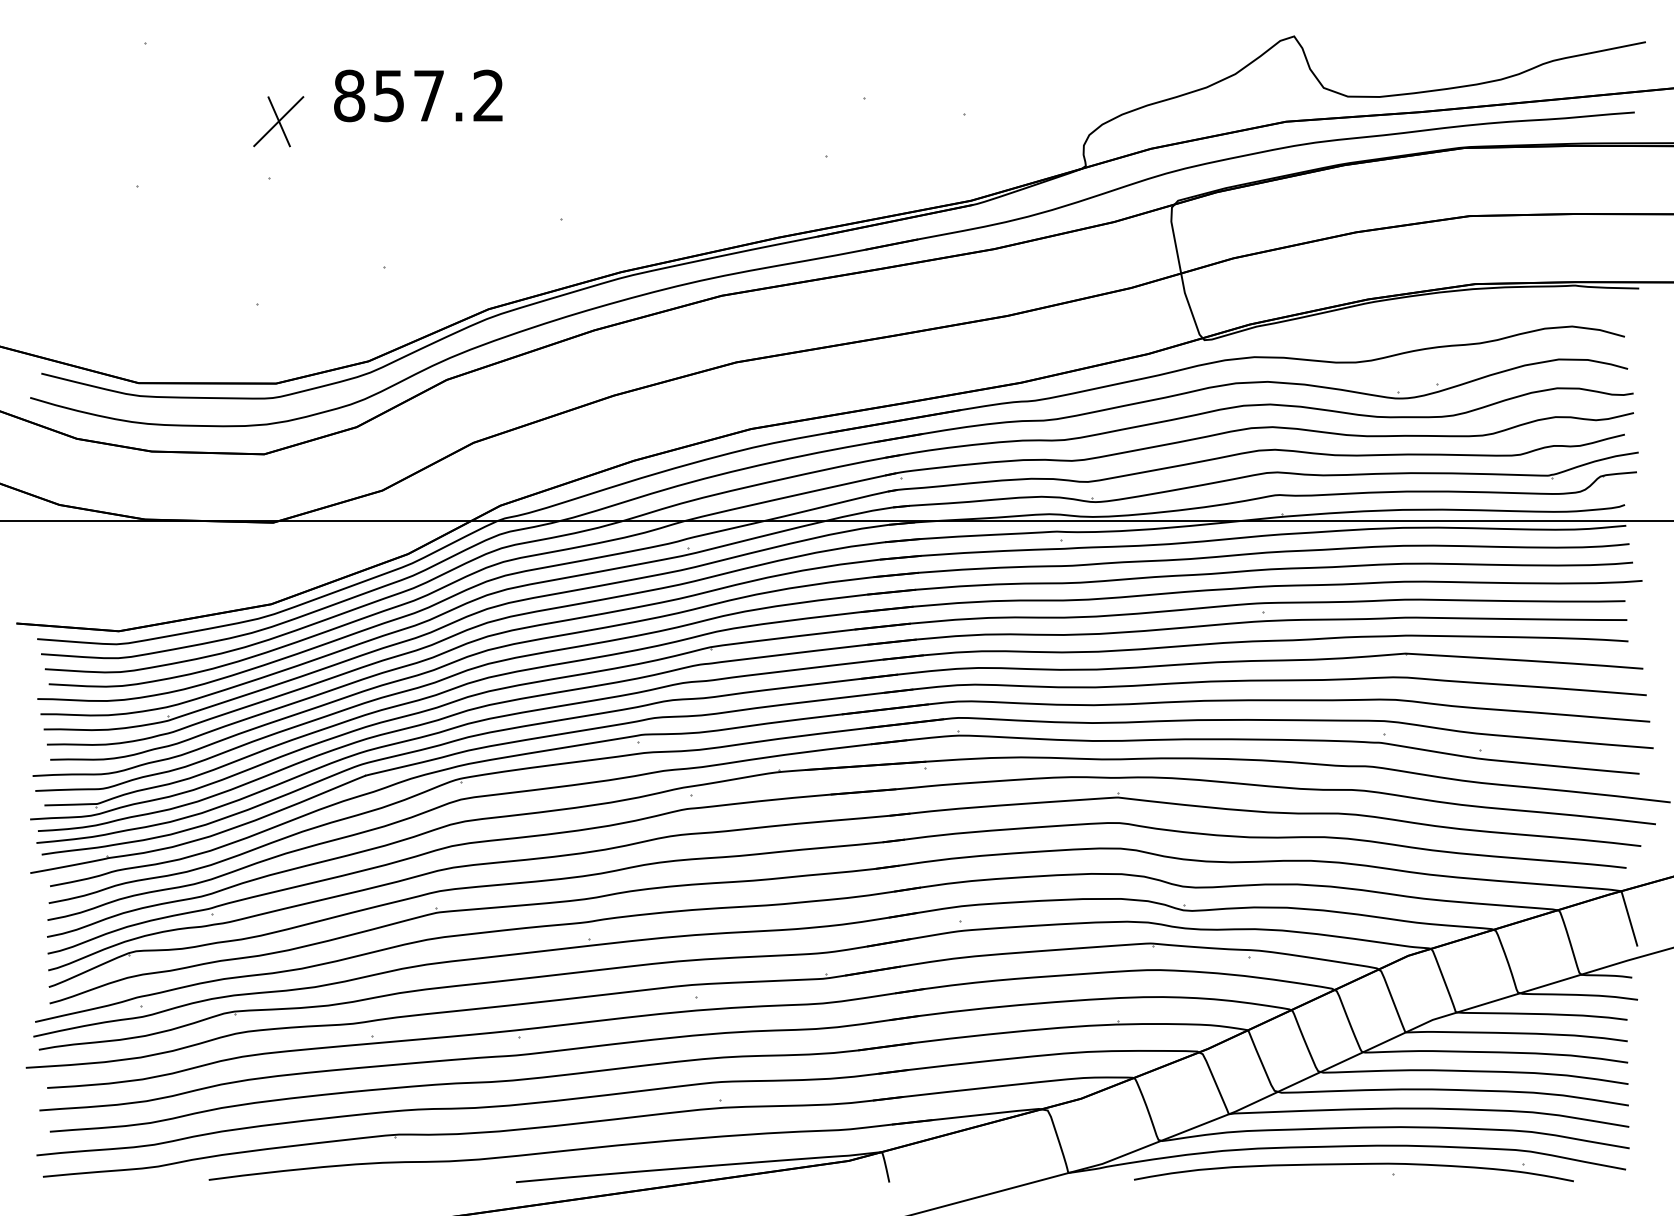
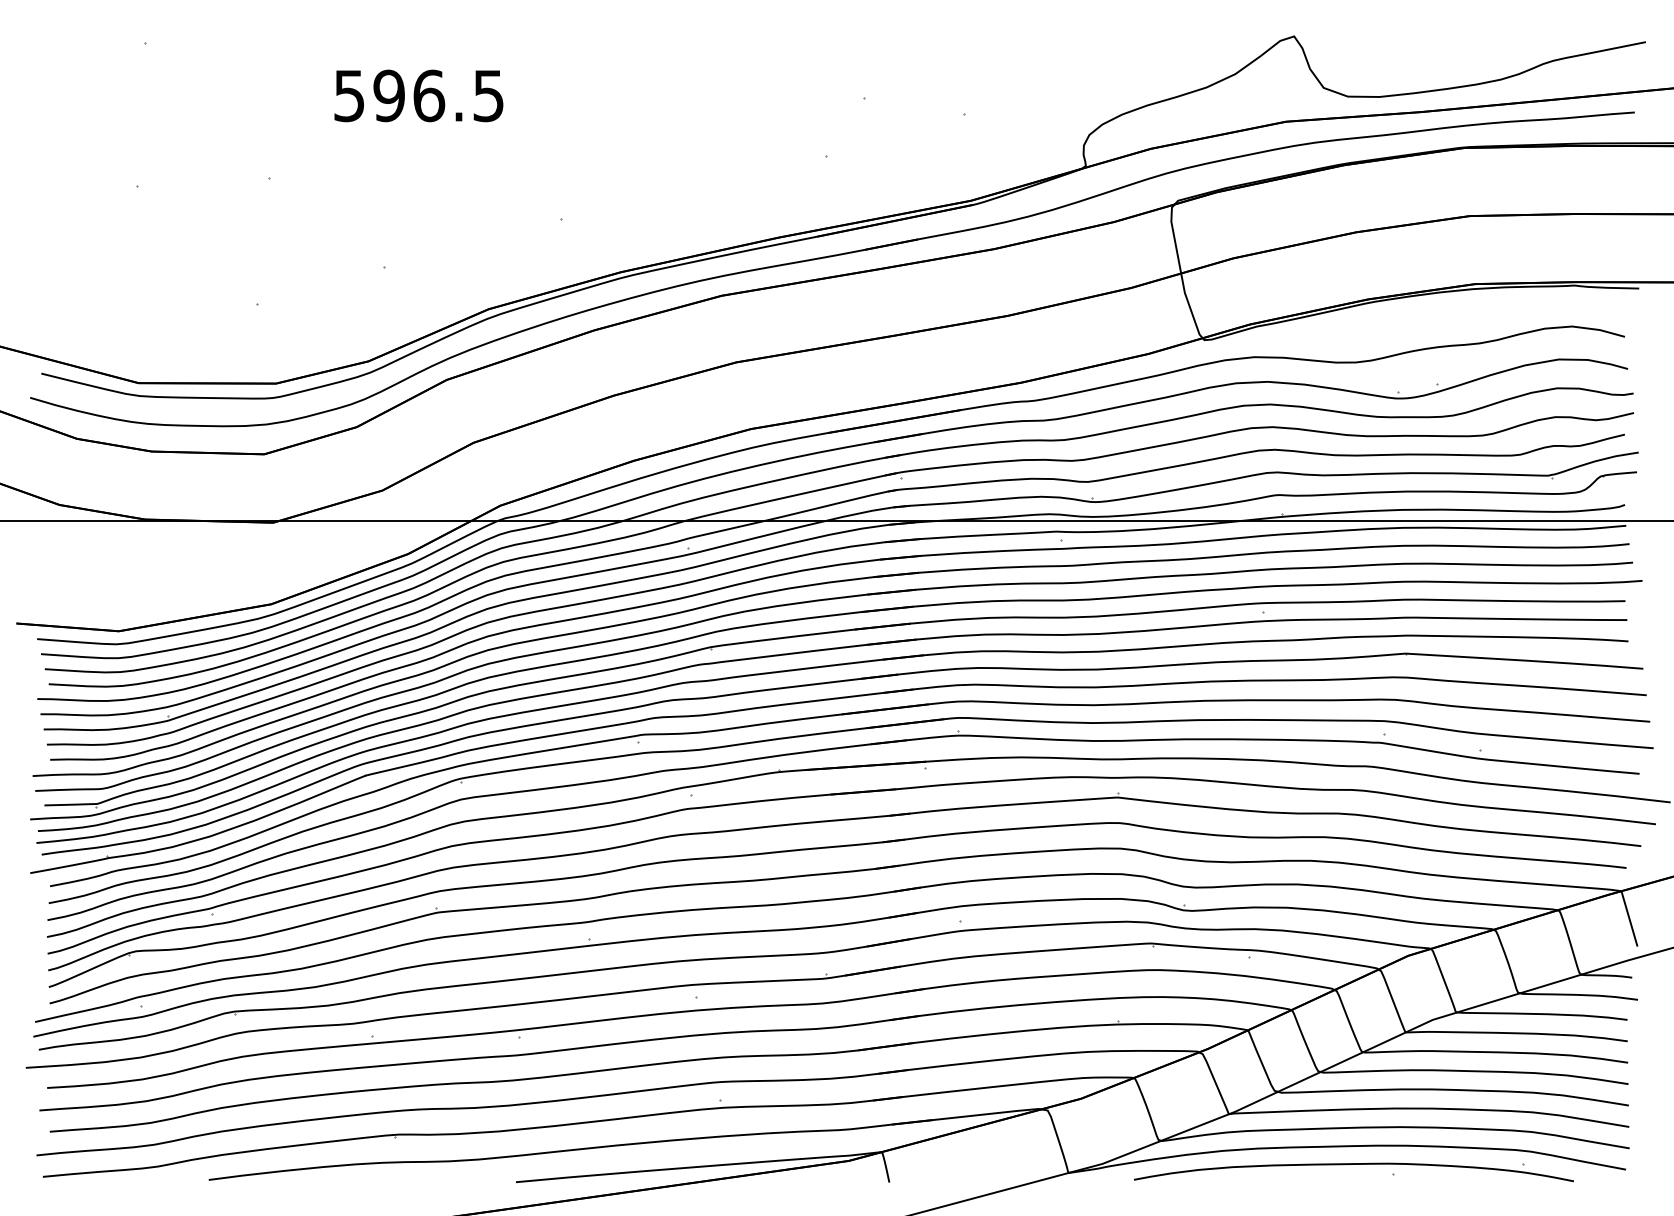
text: 857.2 -> 596.5 (418, 95)
part: present -> none (278, 121)
